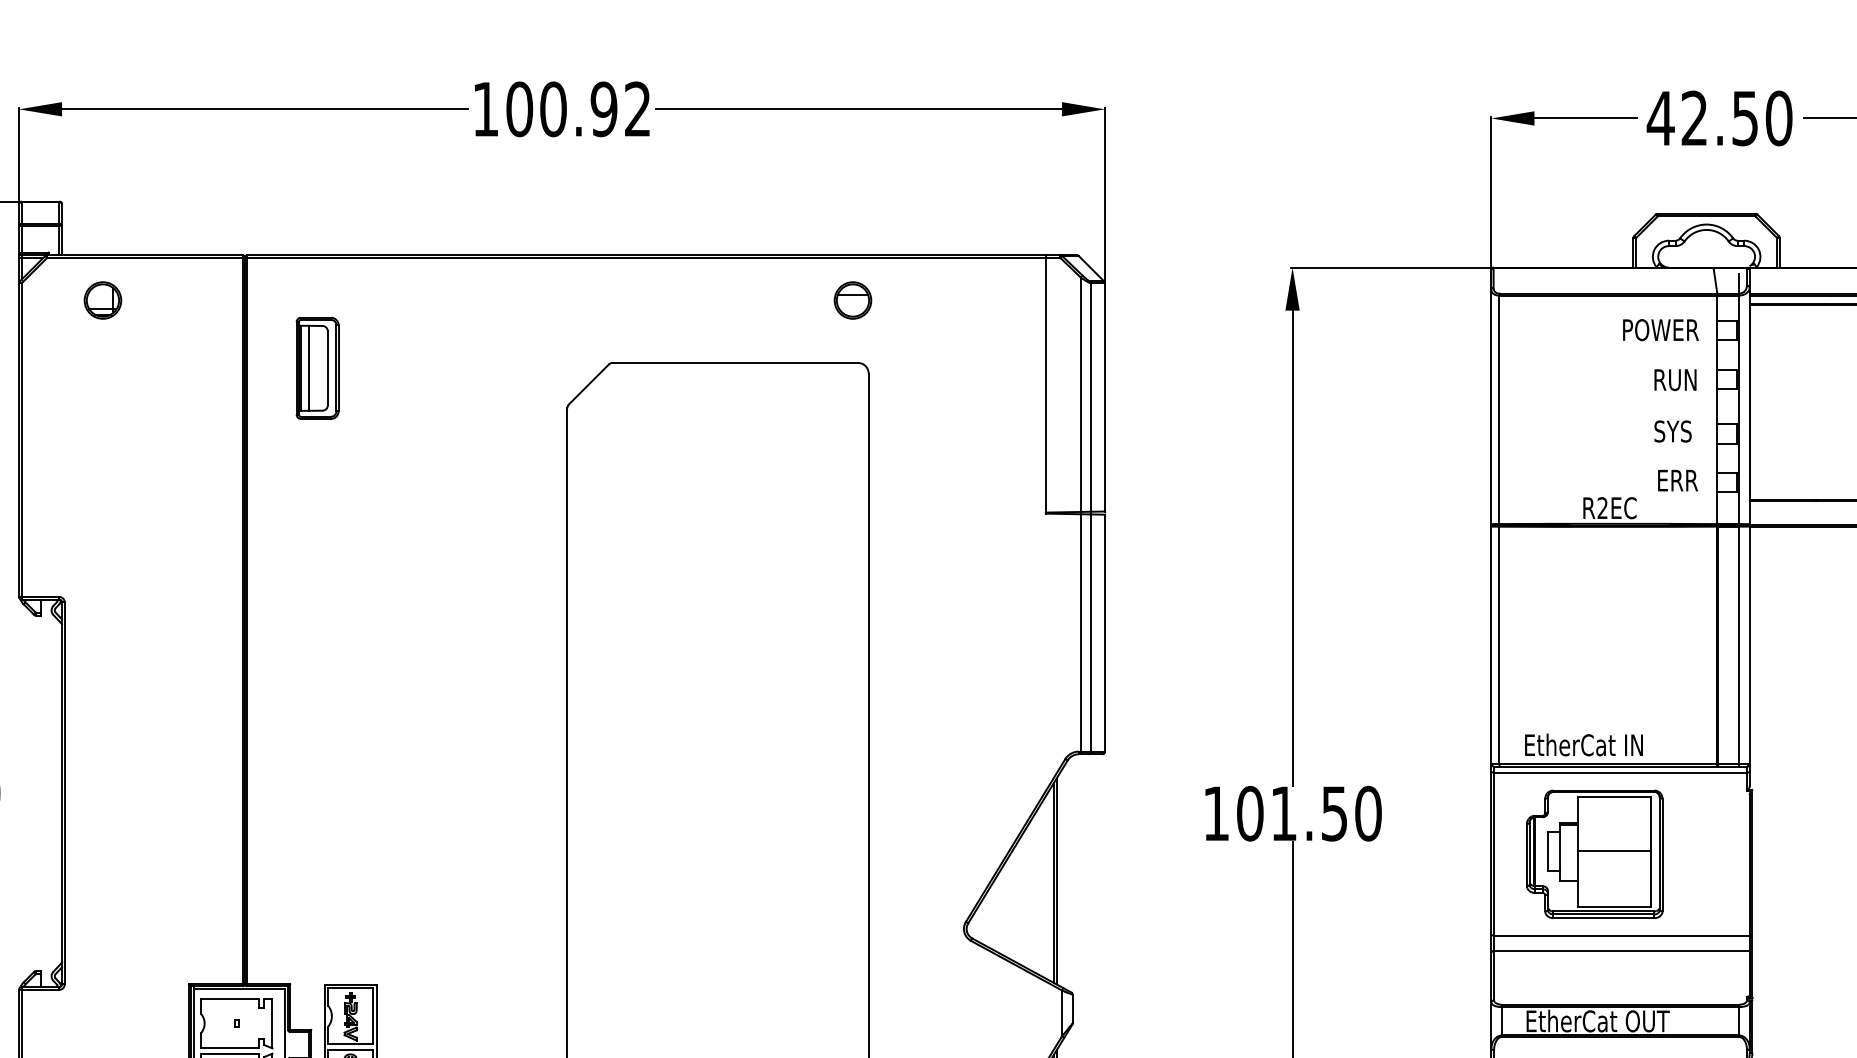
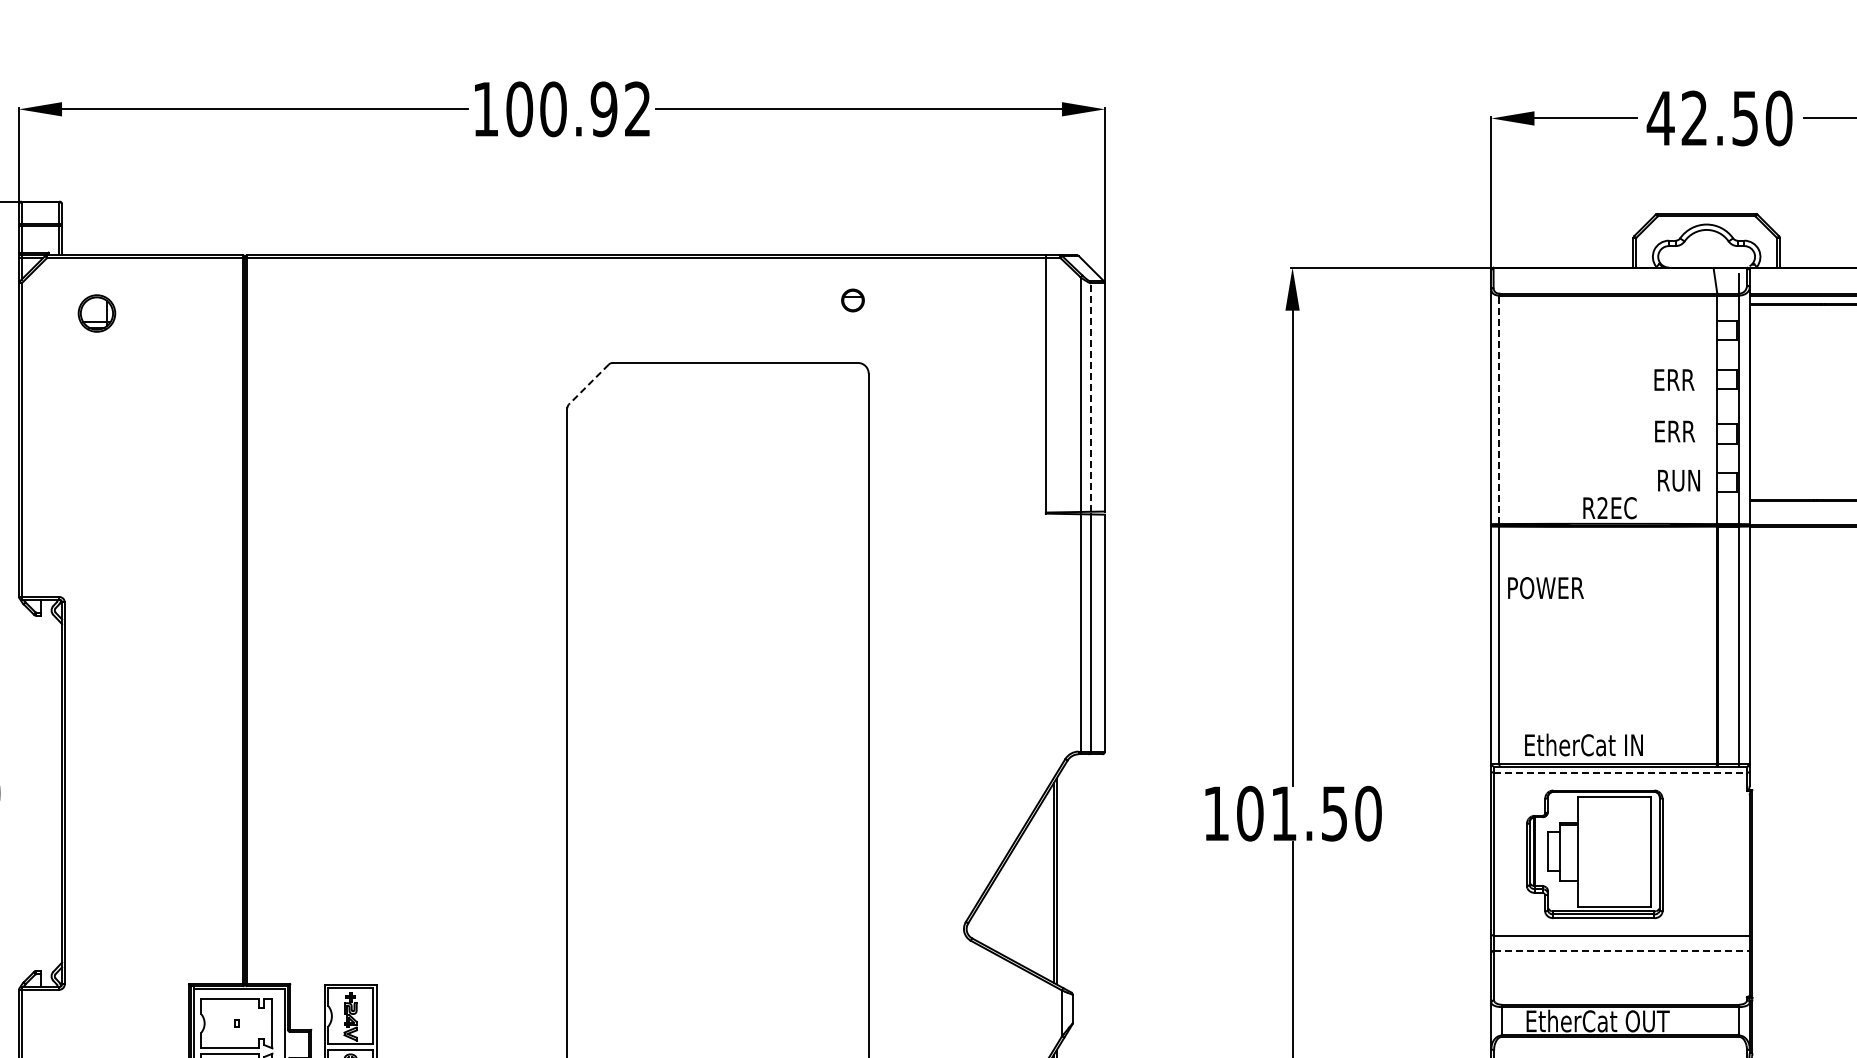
part position: (102, 300) -> (96, 313) (96, 313)
part size: 40x39 px -> 24x25 px (852, 300)
text position: (1660, 330) -> (1545, 588) (1545, 588)
part: present -> none (317, 367)
text: RUN -> ERR (1676, 380)
line: solid -> dashed (588, 384)
line: solid -> dashed (1091, 397)
line: solid -> dashed (1499, 409)
text: SYS -> ERR (1674, 431)
text: ERR -> RUN (1680, 480)
line: solid -> dashed (1621, 772)
line: present -> none (1614, 850)
line: solid -> dashed (1621, 950)
